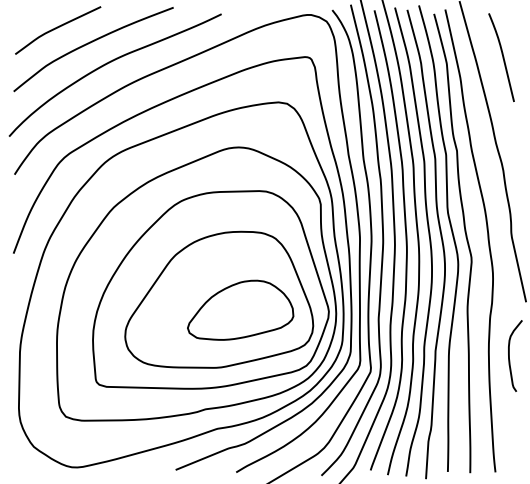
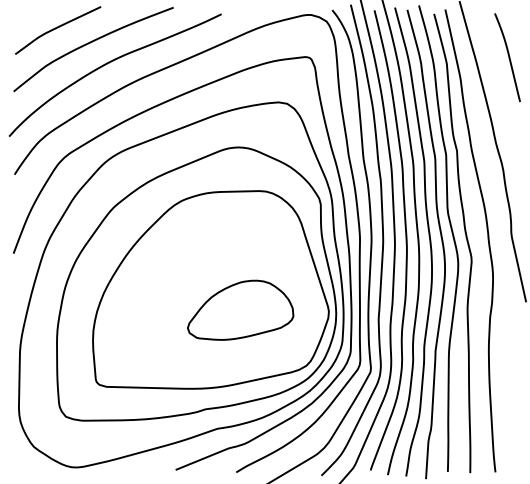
curve position: (502, 57) -> (508, 57) (508, 57)
part: present -> none (219, 299)
curve: present -> none (509, 355)
